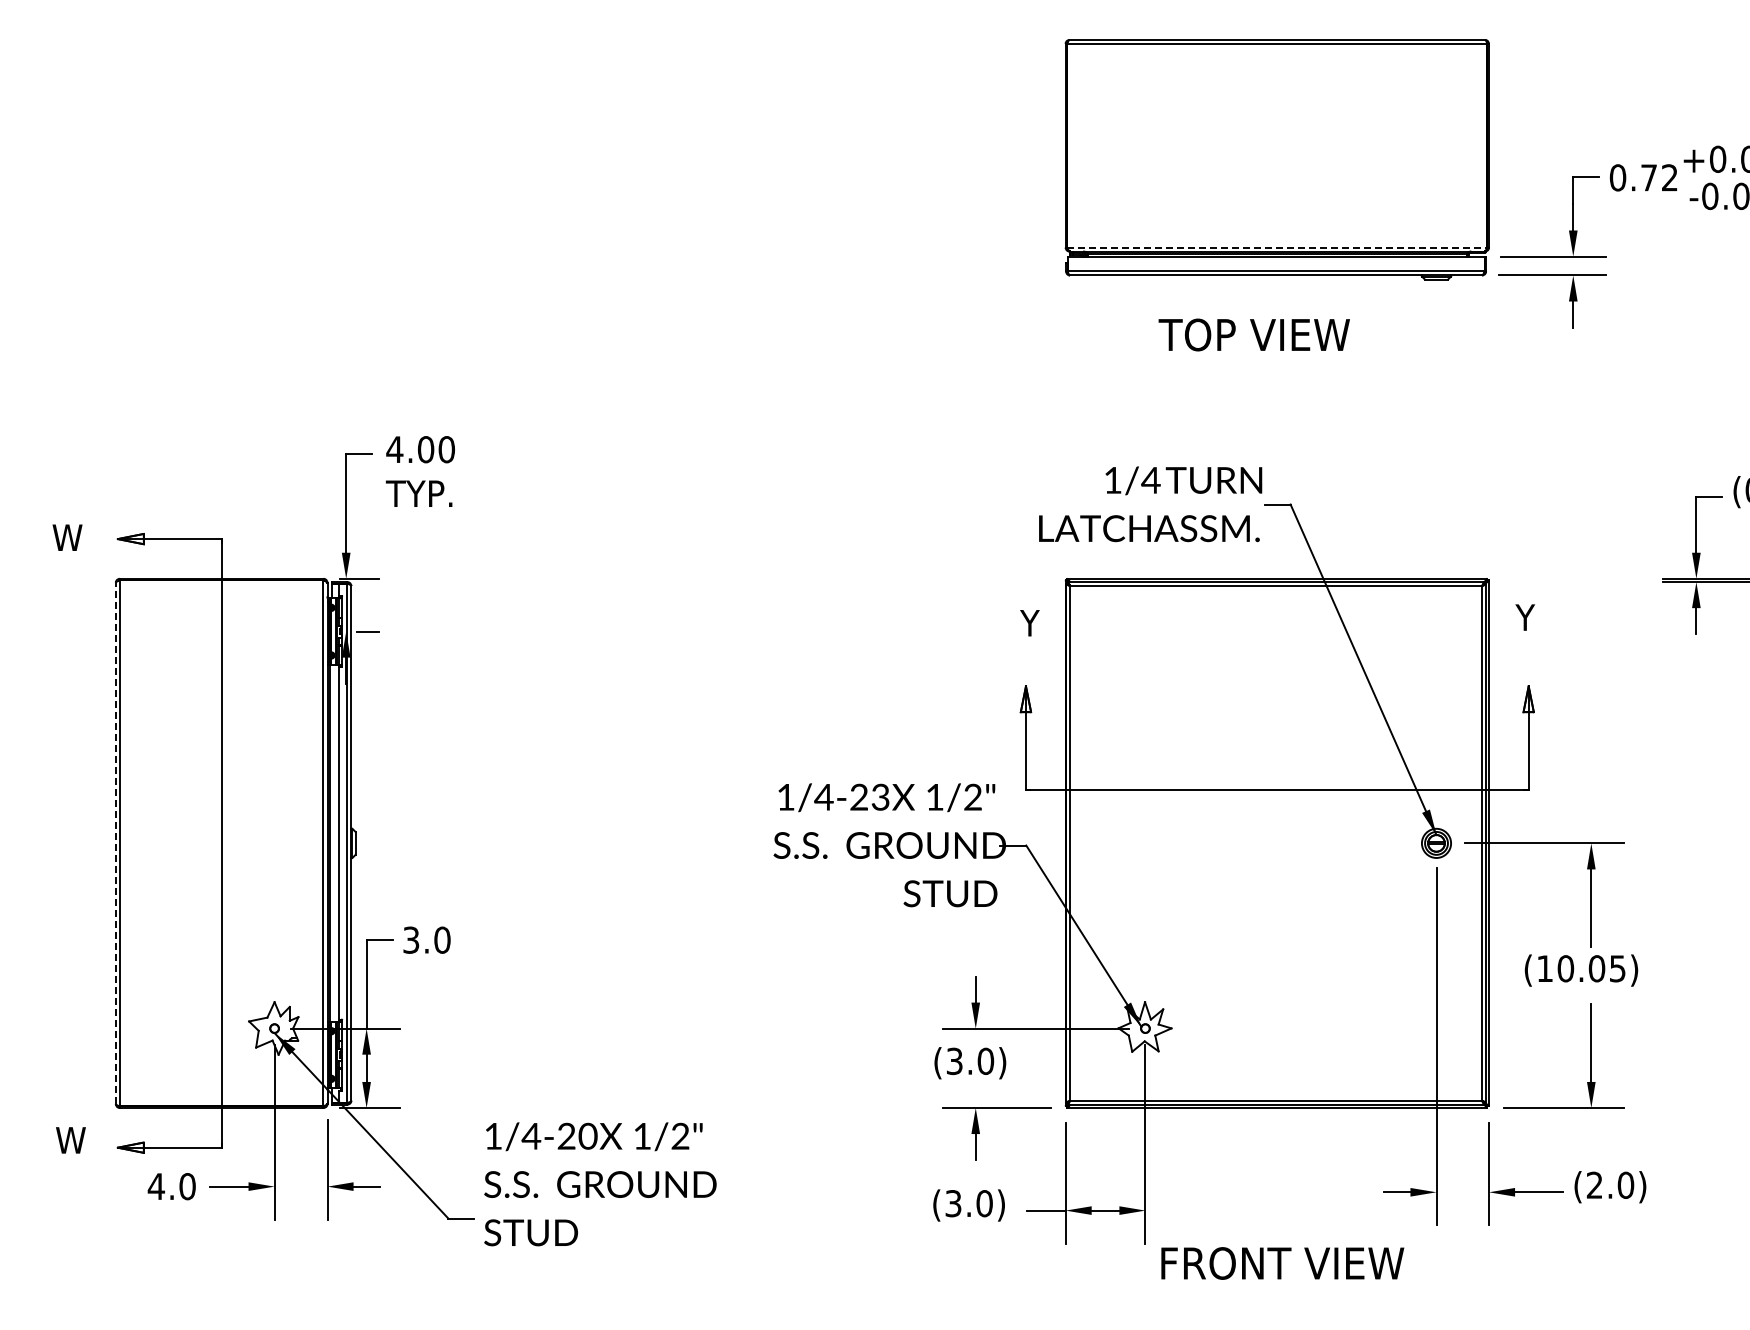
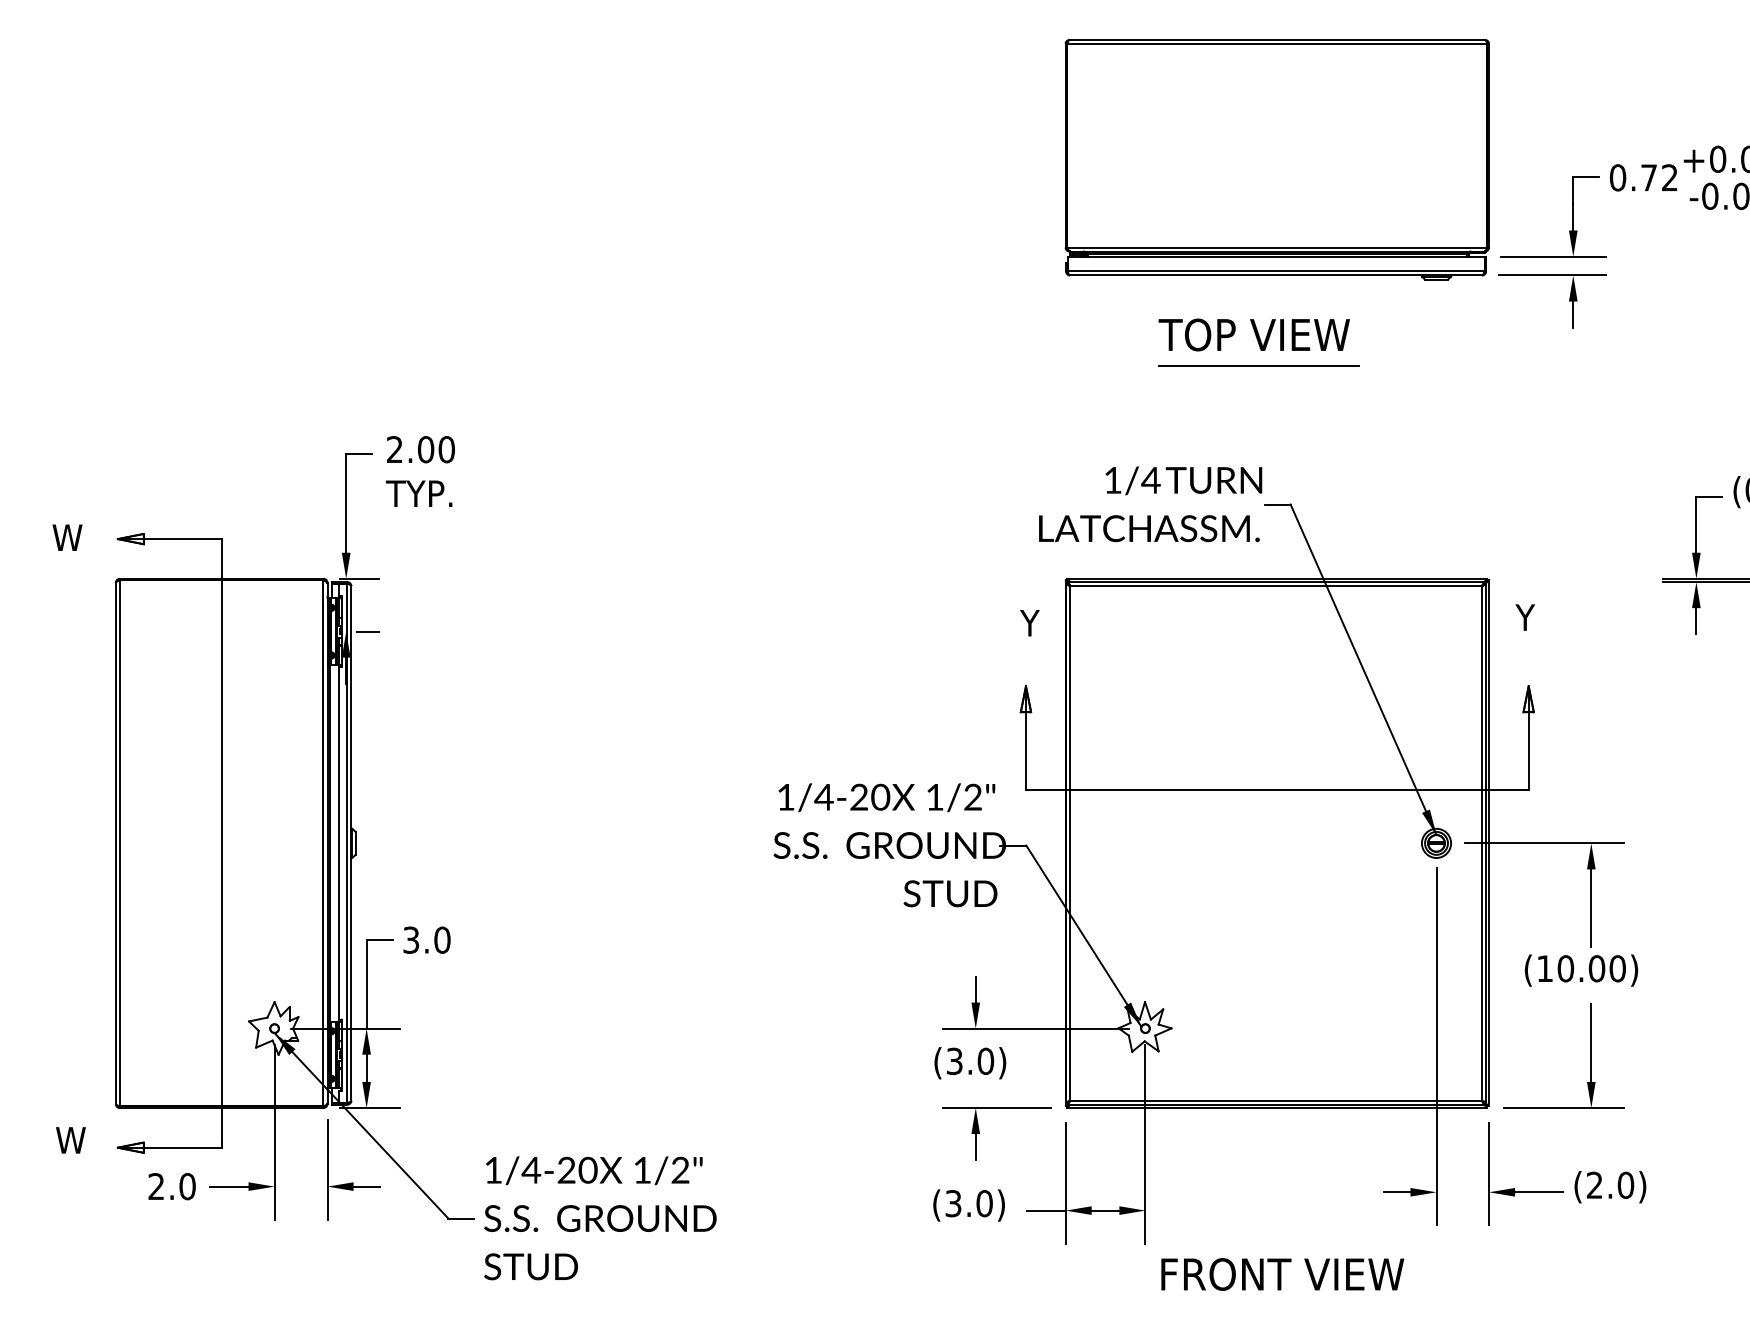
line: dashed -> solid (1277, 247)
line: none -> present (1258, 366)
text: 4.00 -> 2.00 (394, 449)
text: 1/4-23 -> 1/4-20 (880, 797)
line: dashed -> solid (115, 843)
text: (10.05) -> (10.00) (1617, 968)
text position: (600, 1184) -> (600, 1218) (600, 1218)
text: 4.0 -> 2.0 (156, 1186)
text position: (1282, 1263) -> (1282, 1274) (1282, 1274)
